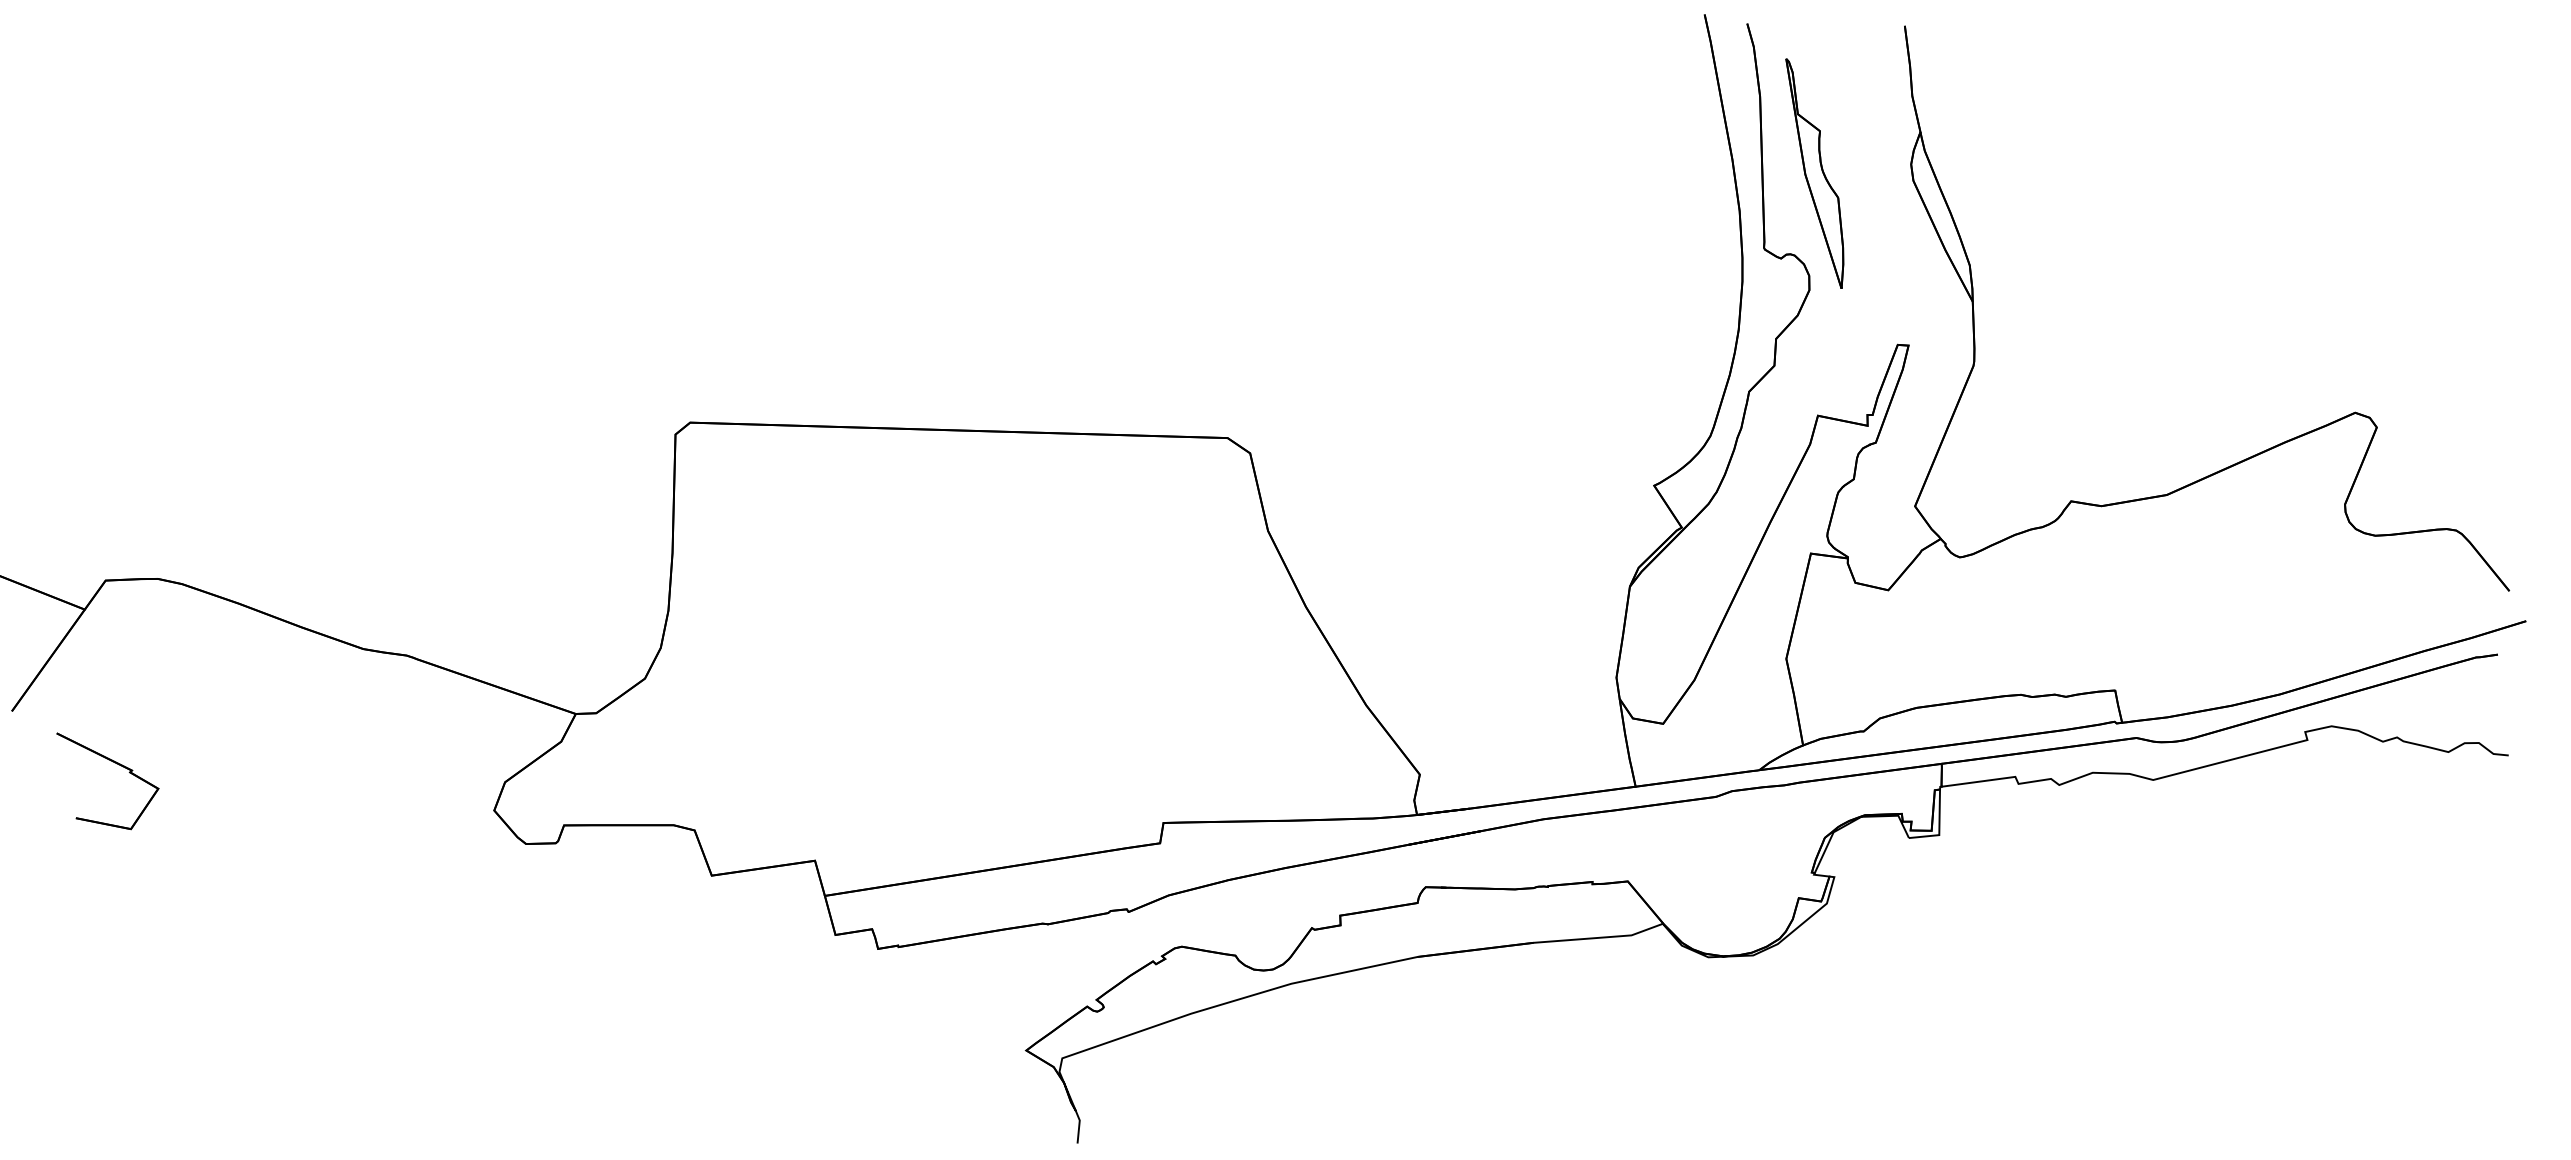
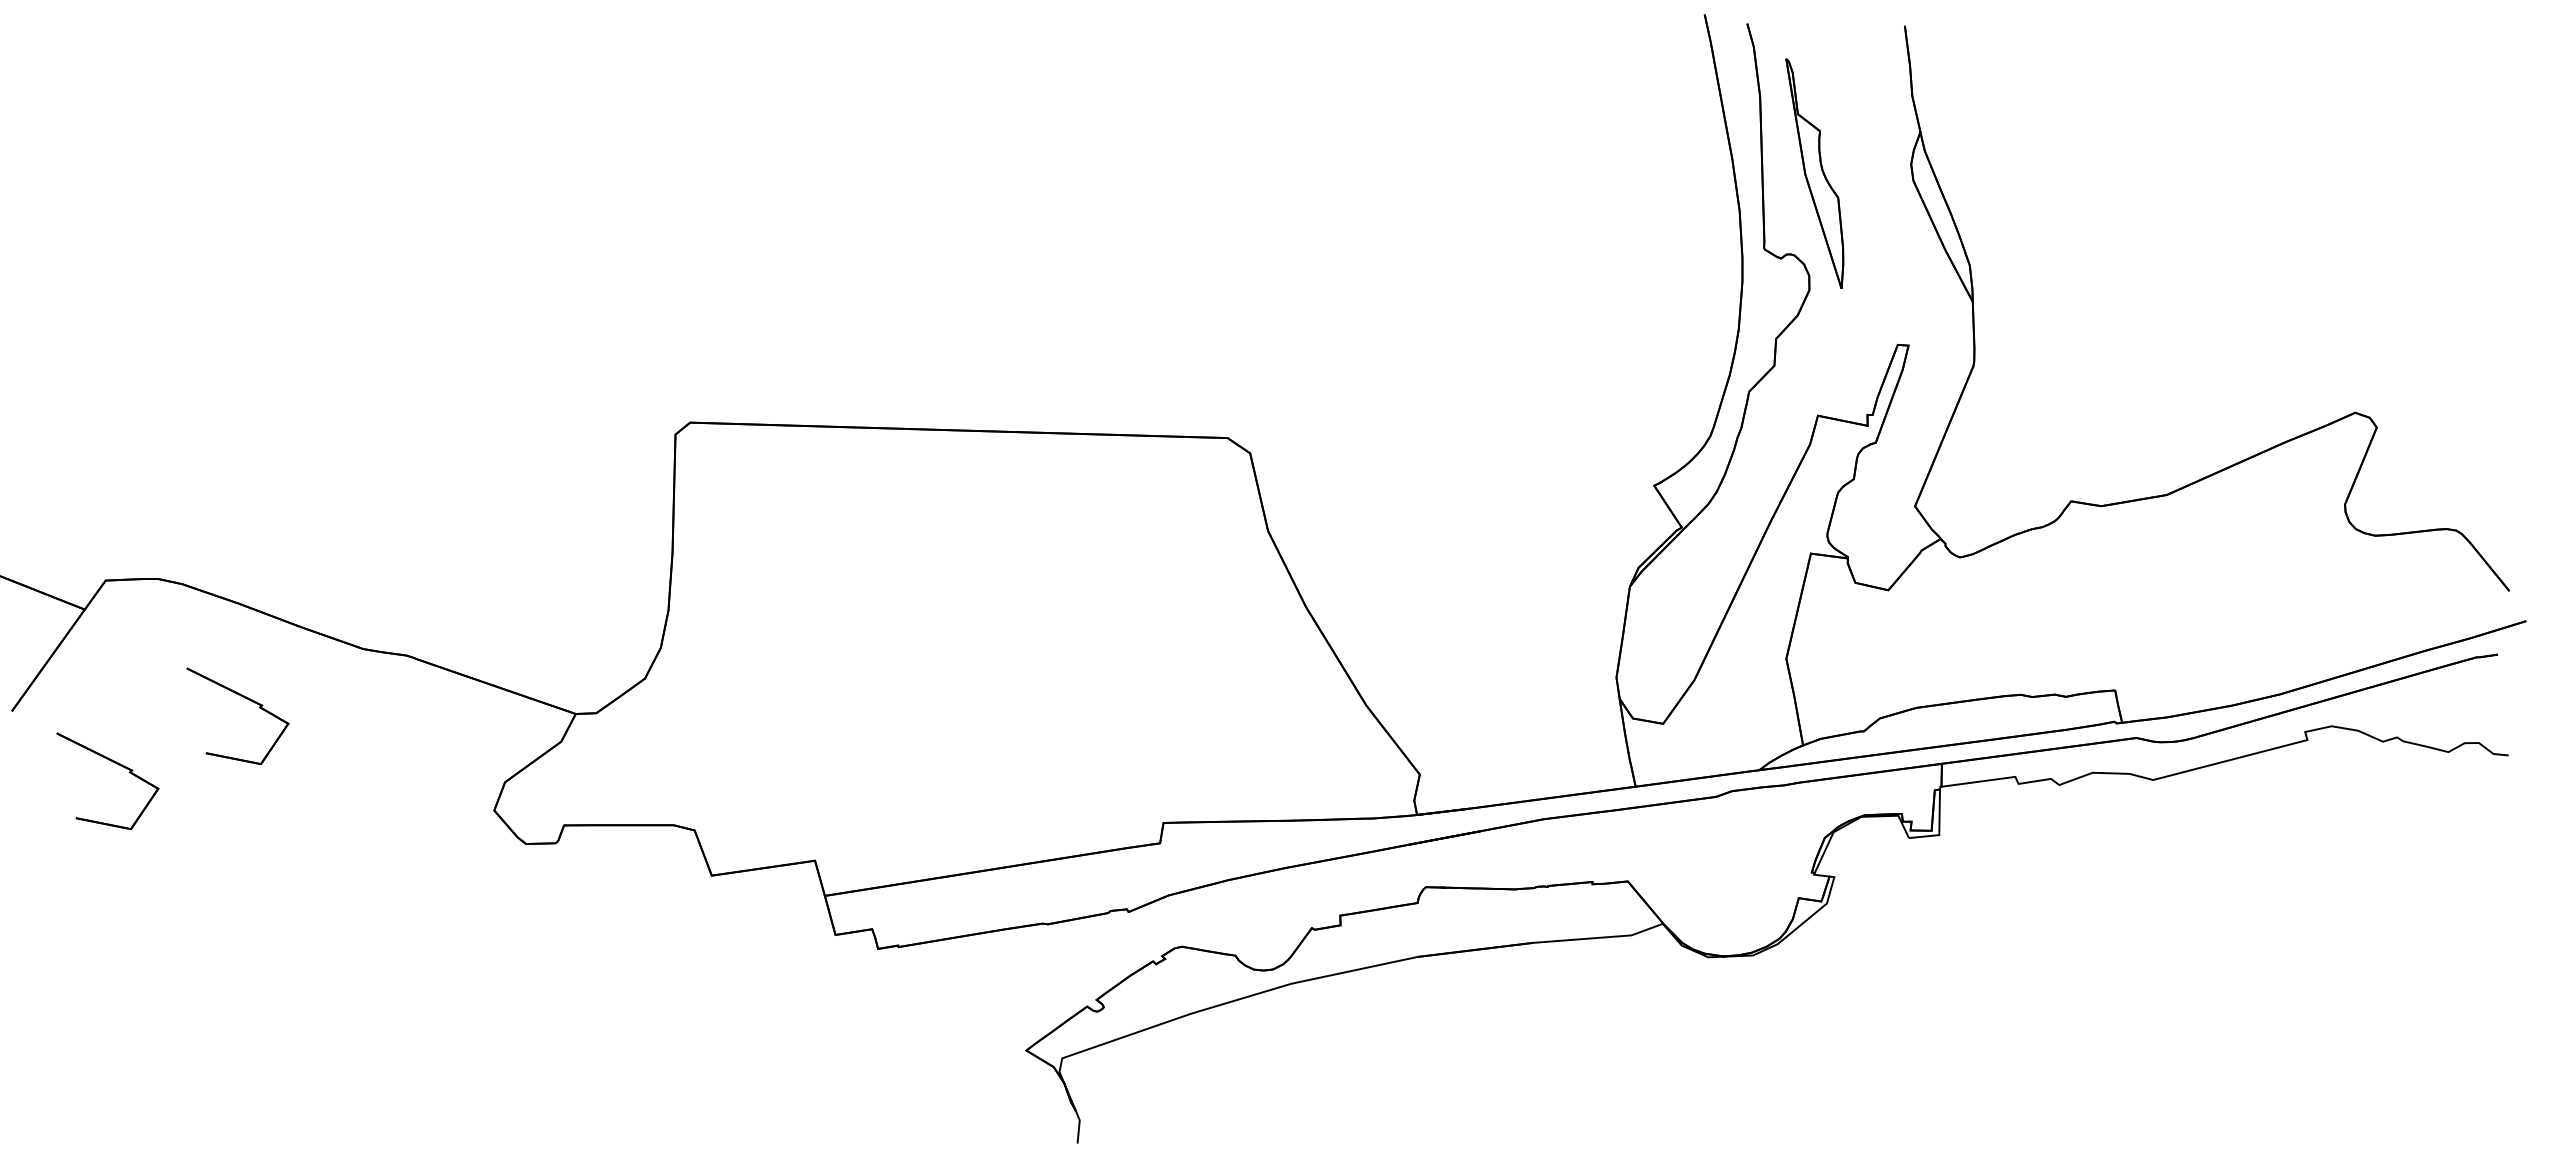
part: none -> present (242, 697)
